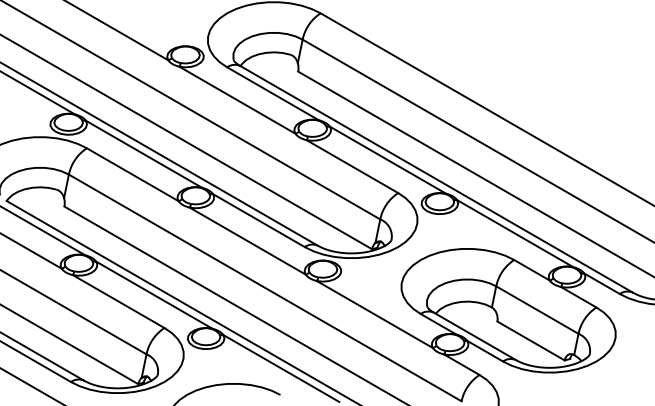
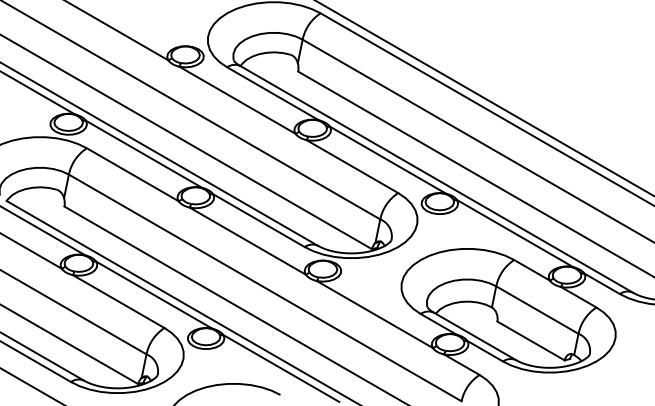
line: none -> present (484, 98)
